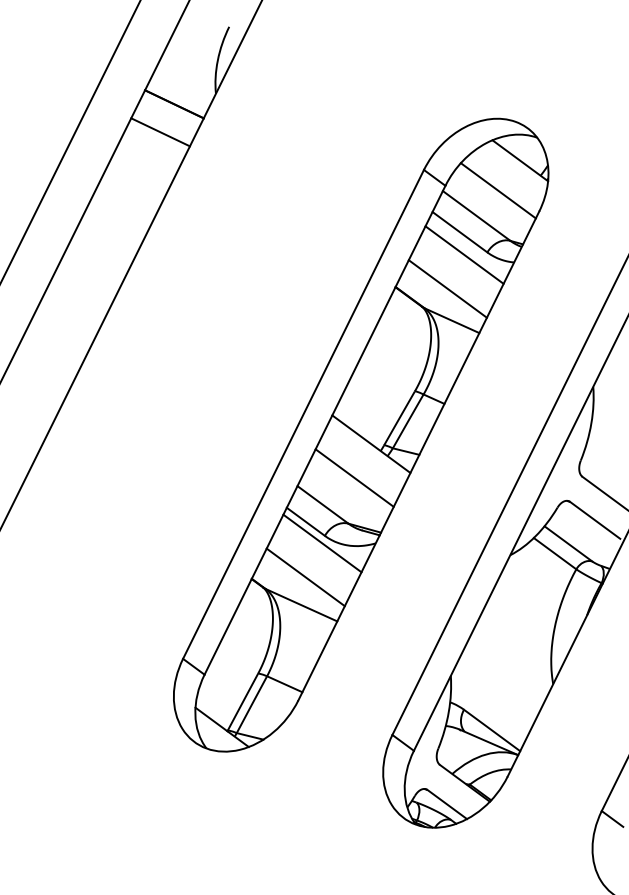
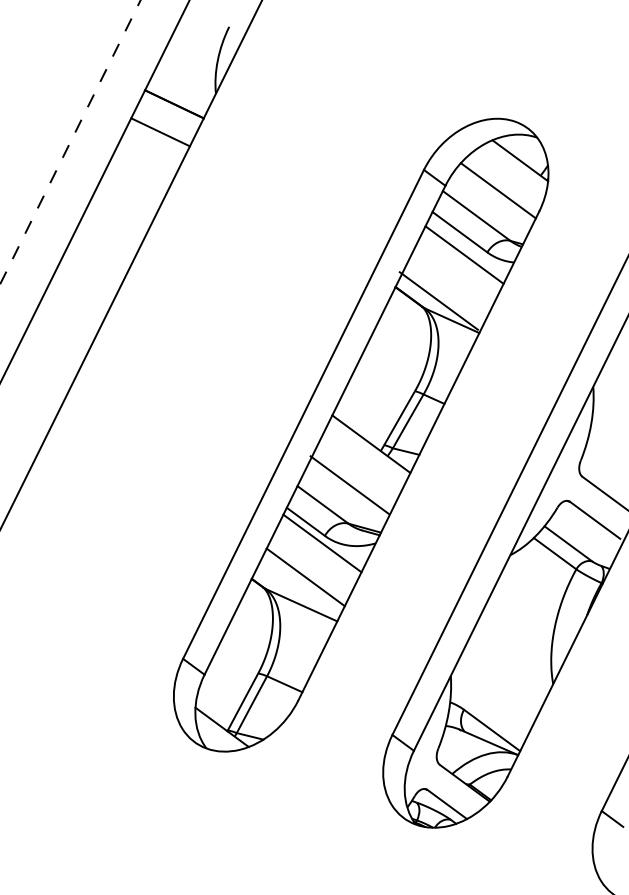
line: solid -> dashed (70, 142)
line position: (447, 288) -> (438, 300) (438, 300)
line position: (354, 477) -> (349, 484) (349, 484)
